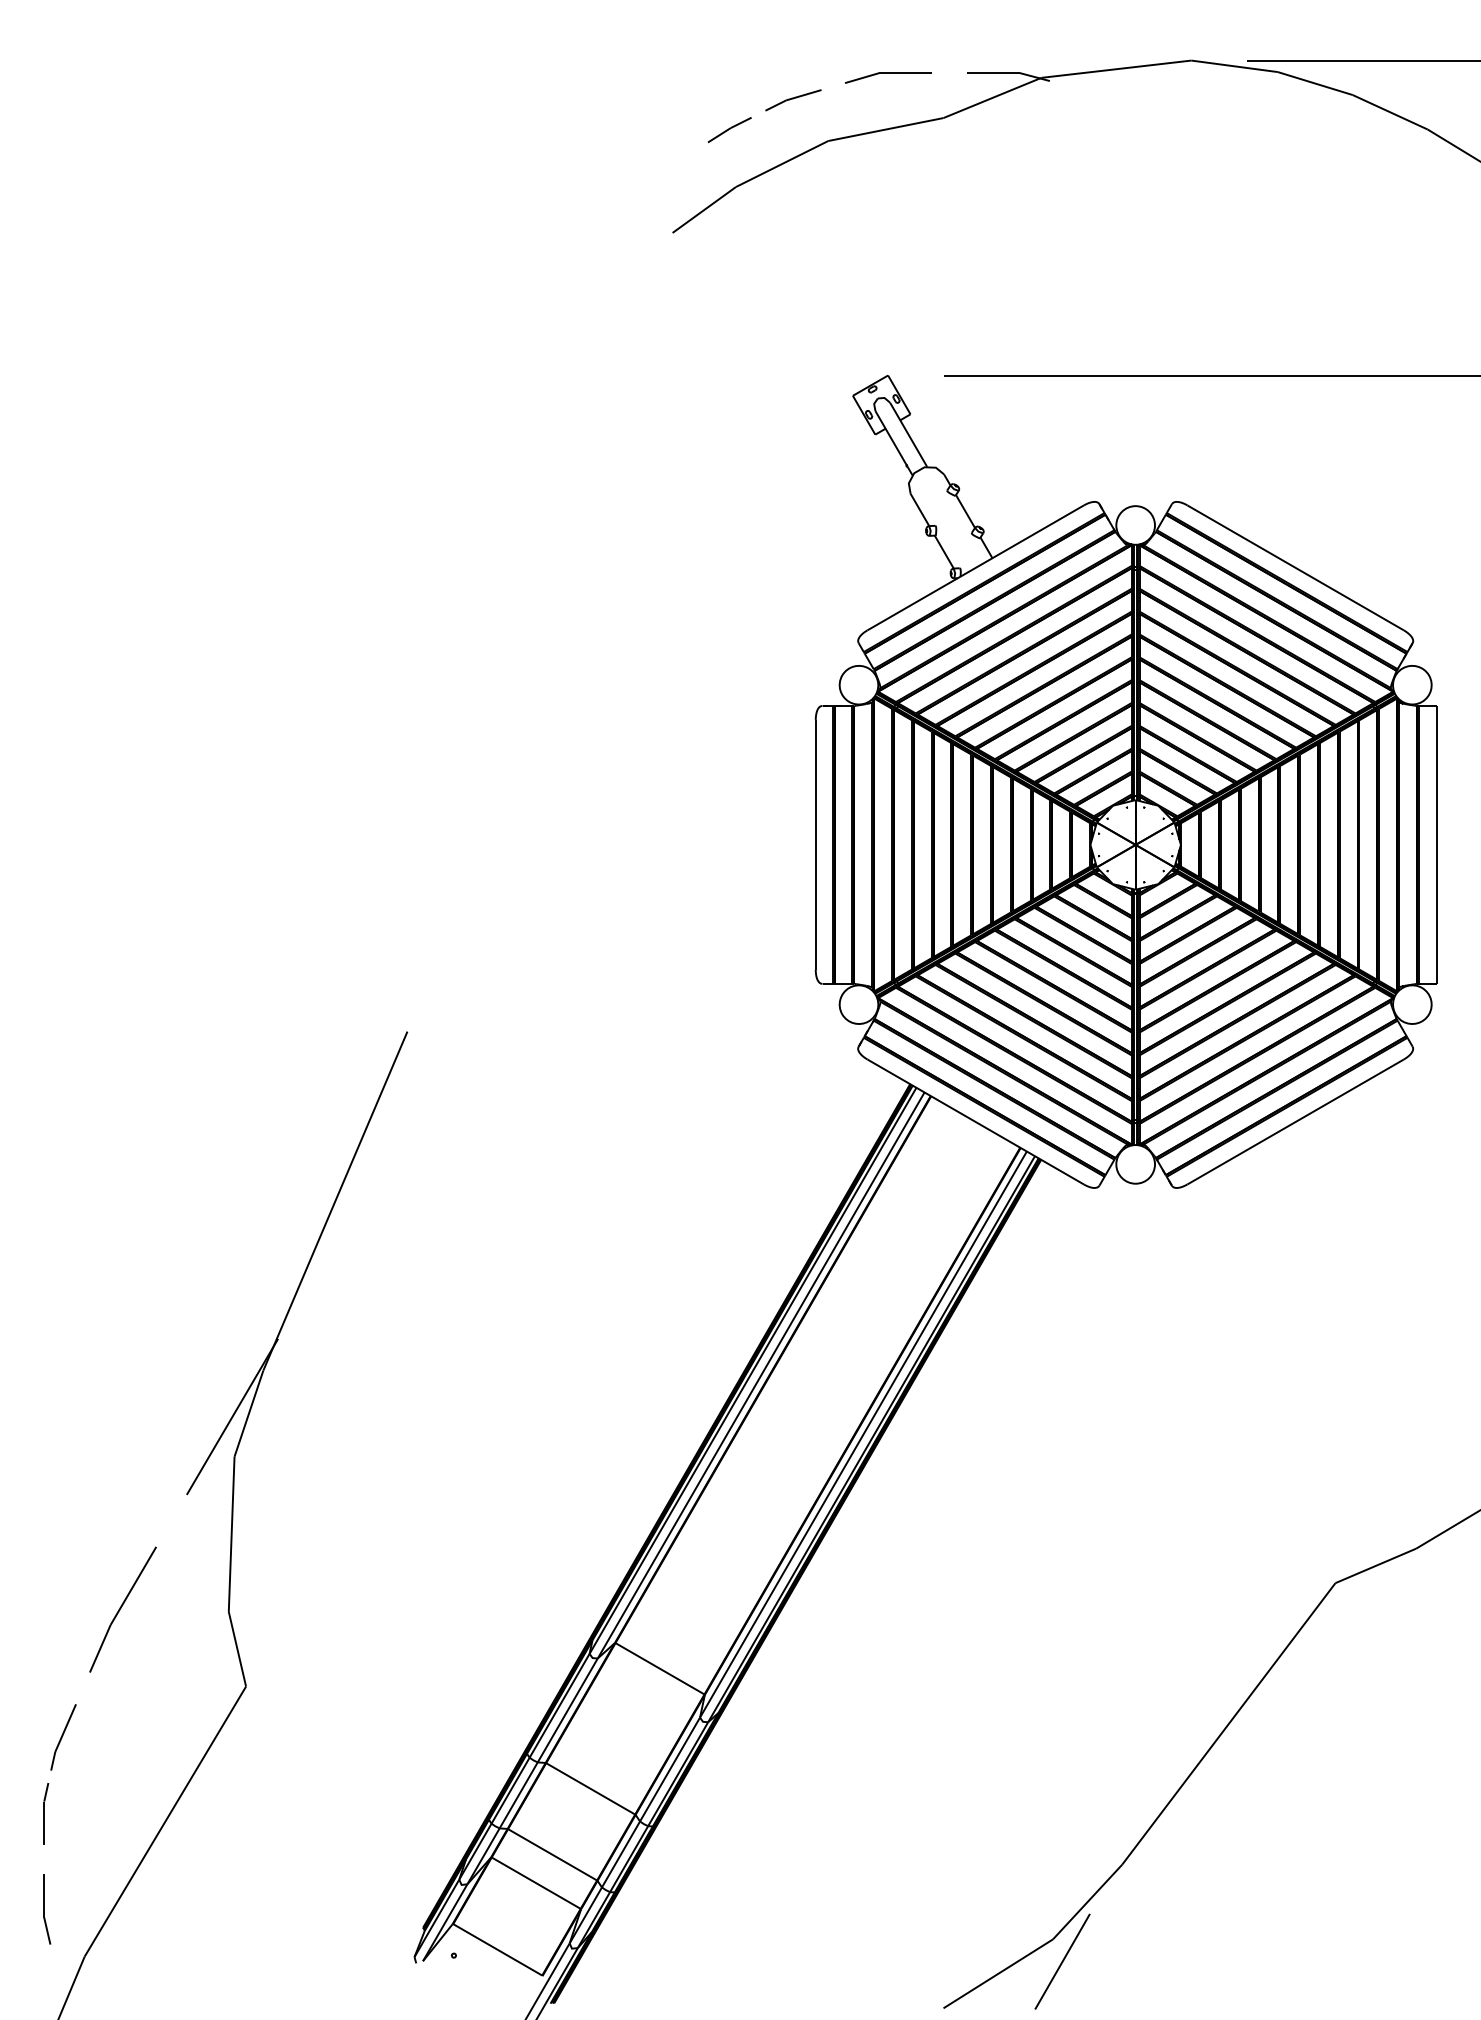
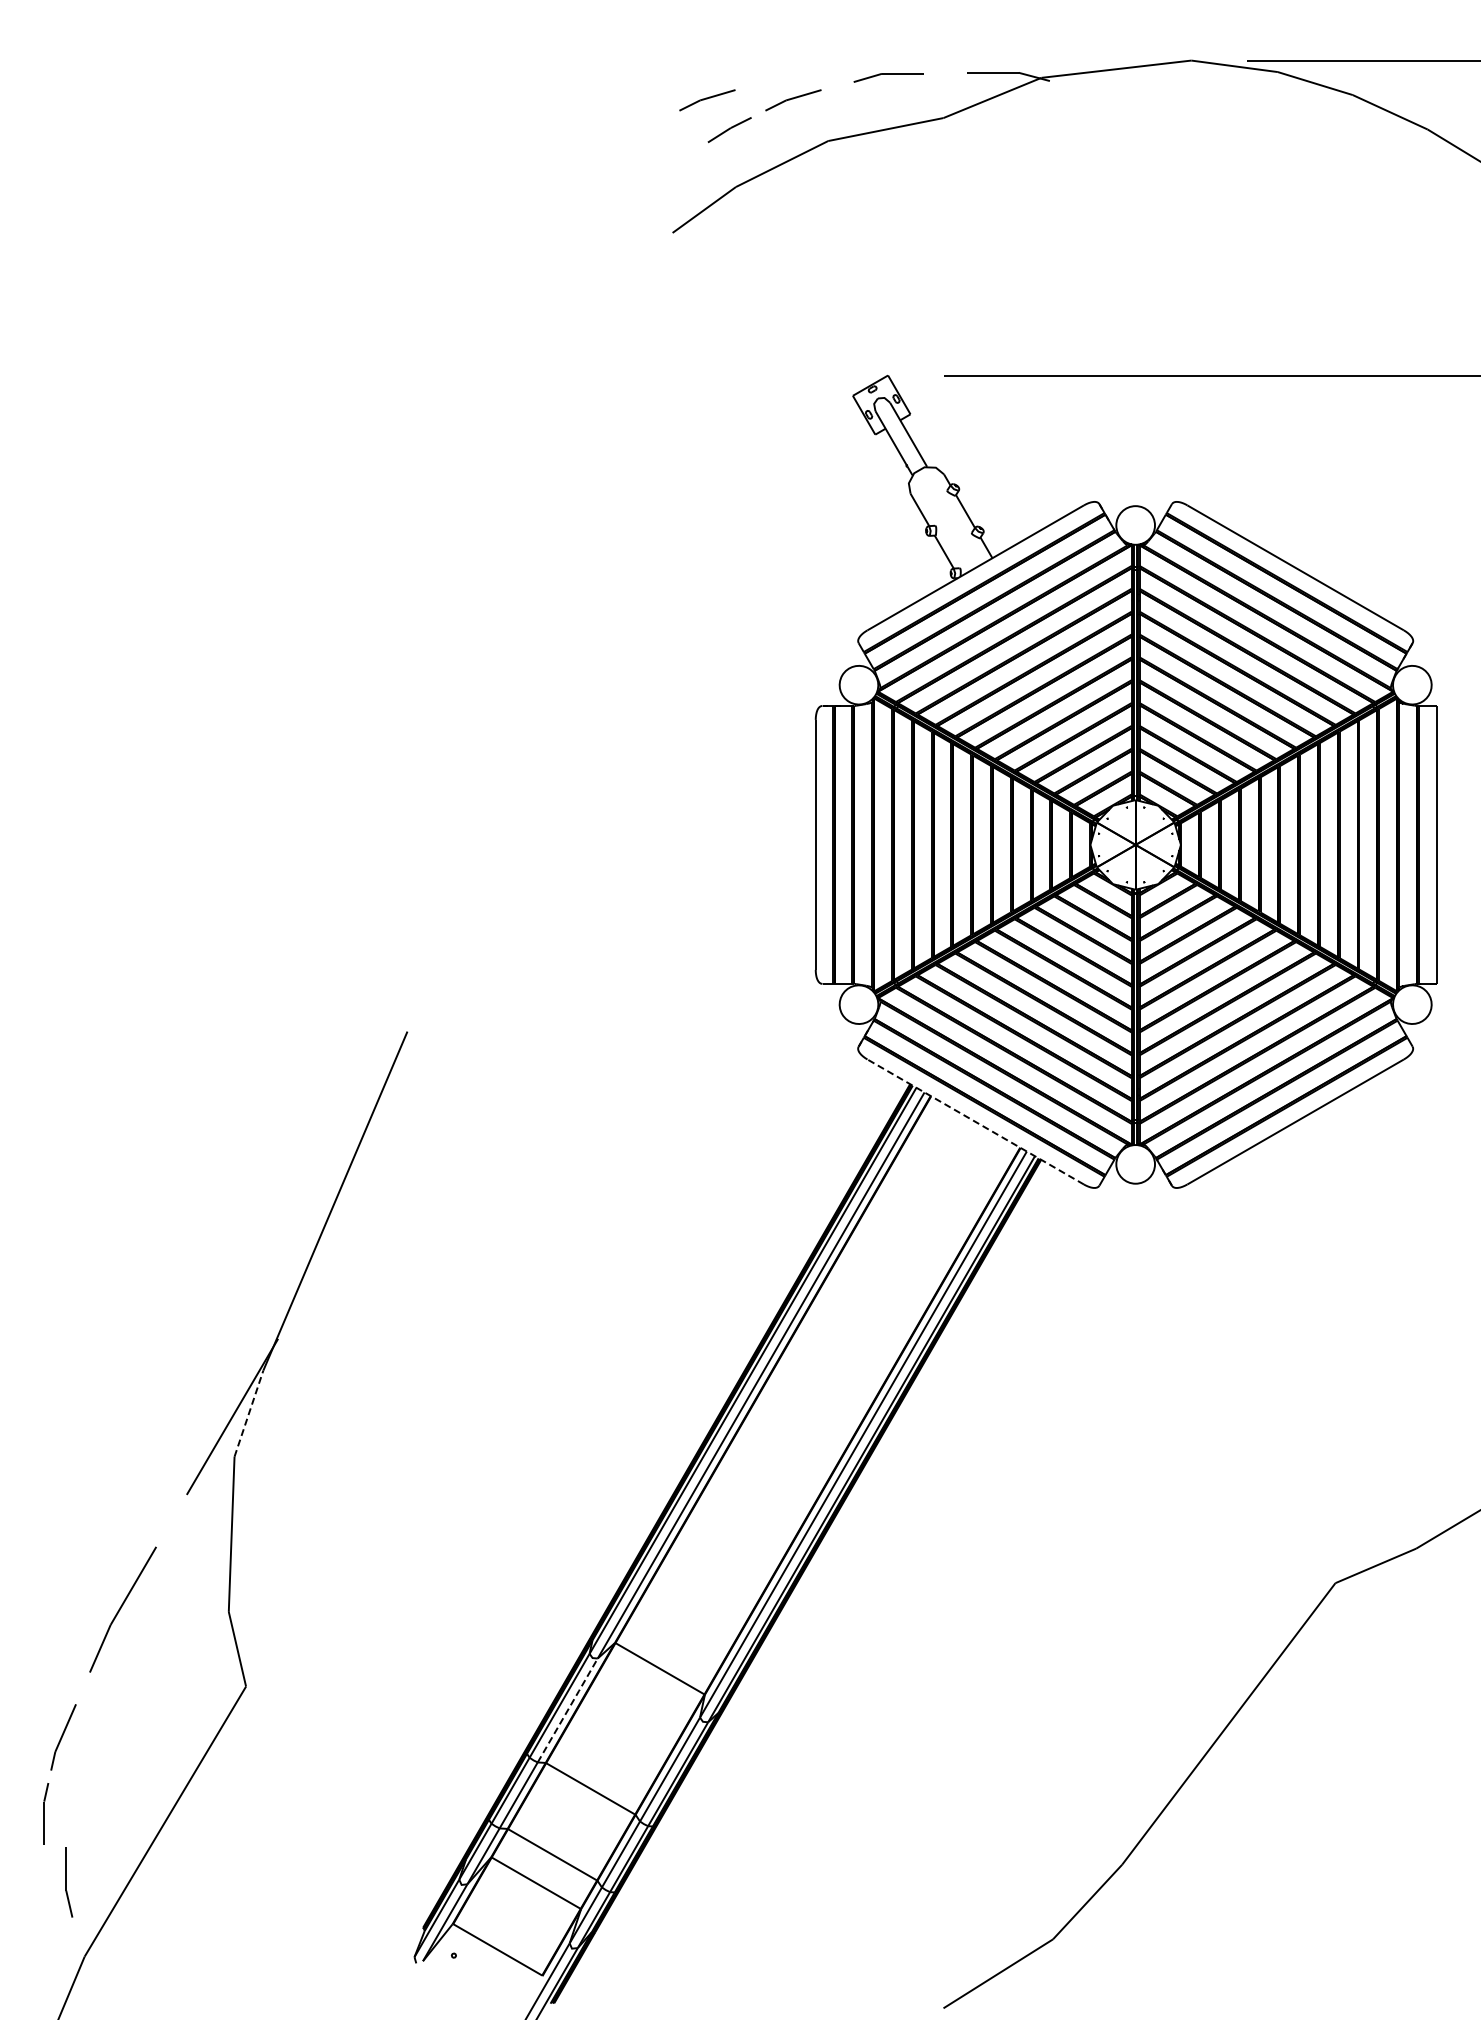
part size: 87x12 px -> 71x10 px (888, 77)
part: none -> present (707, 100)
line: solid -> dashed (975, 1122)
line: solid -> dashed (249, 1413)
line: solid -> dashed (567, 1710)
part position: (47, 1909) -> (69, 1882) (69, 1882)
line: present -> none (1062, 1961)
